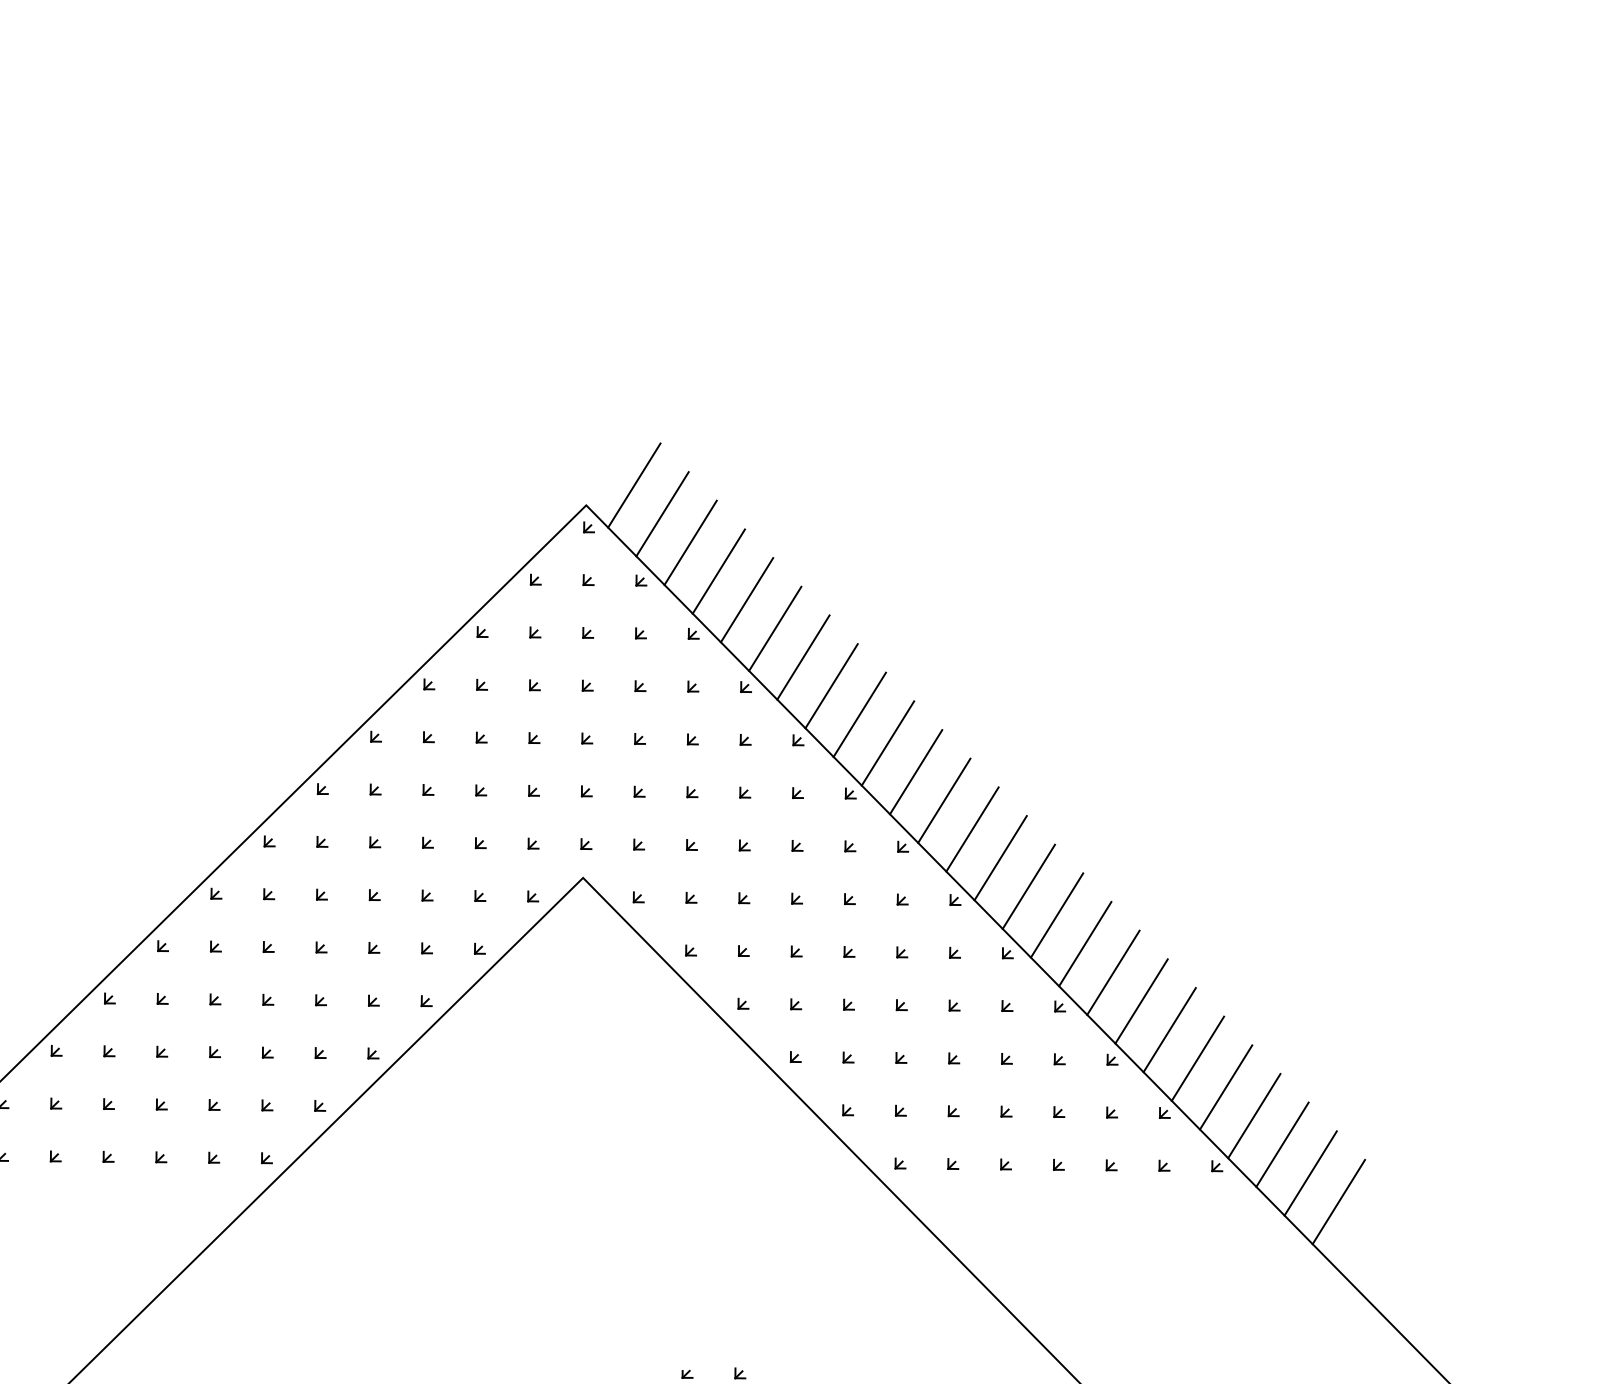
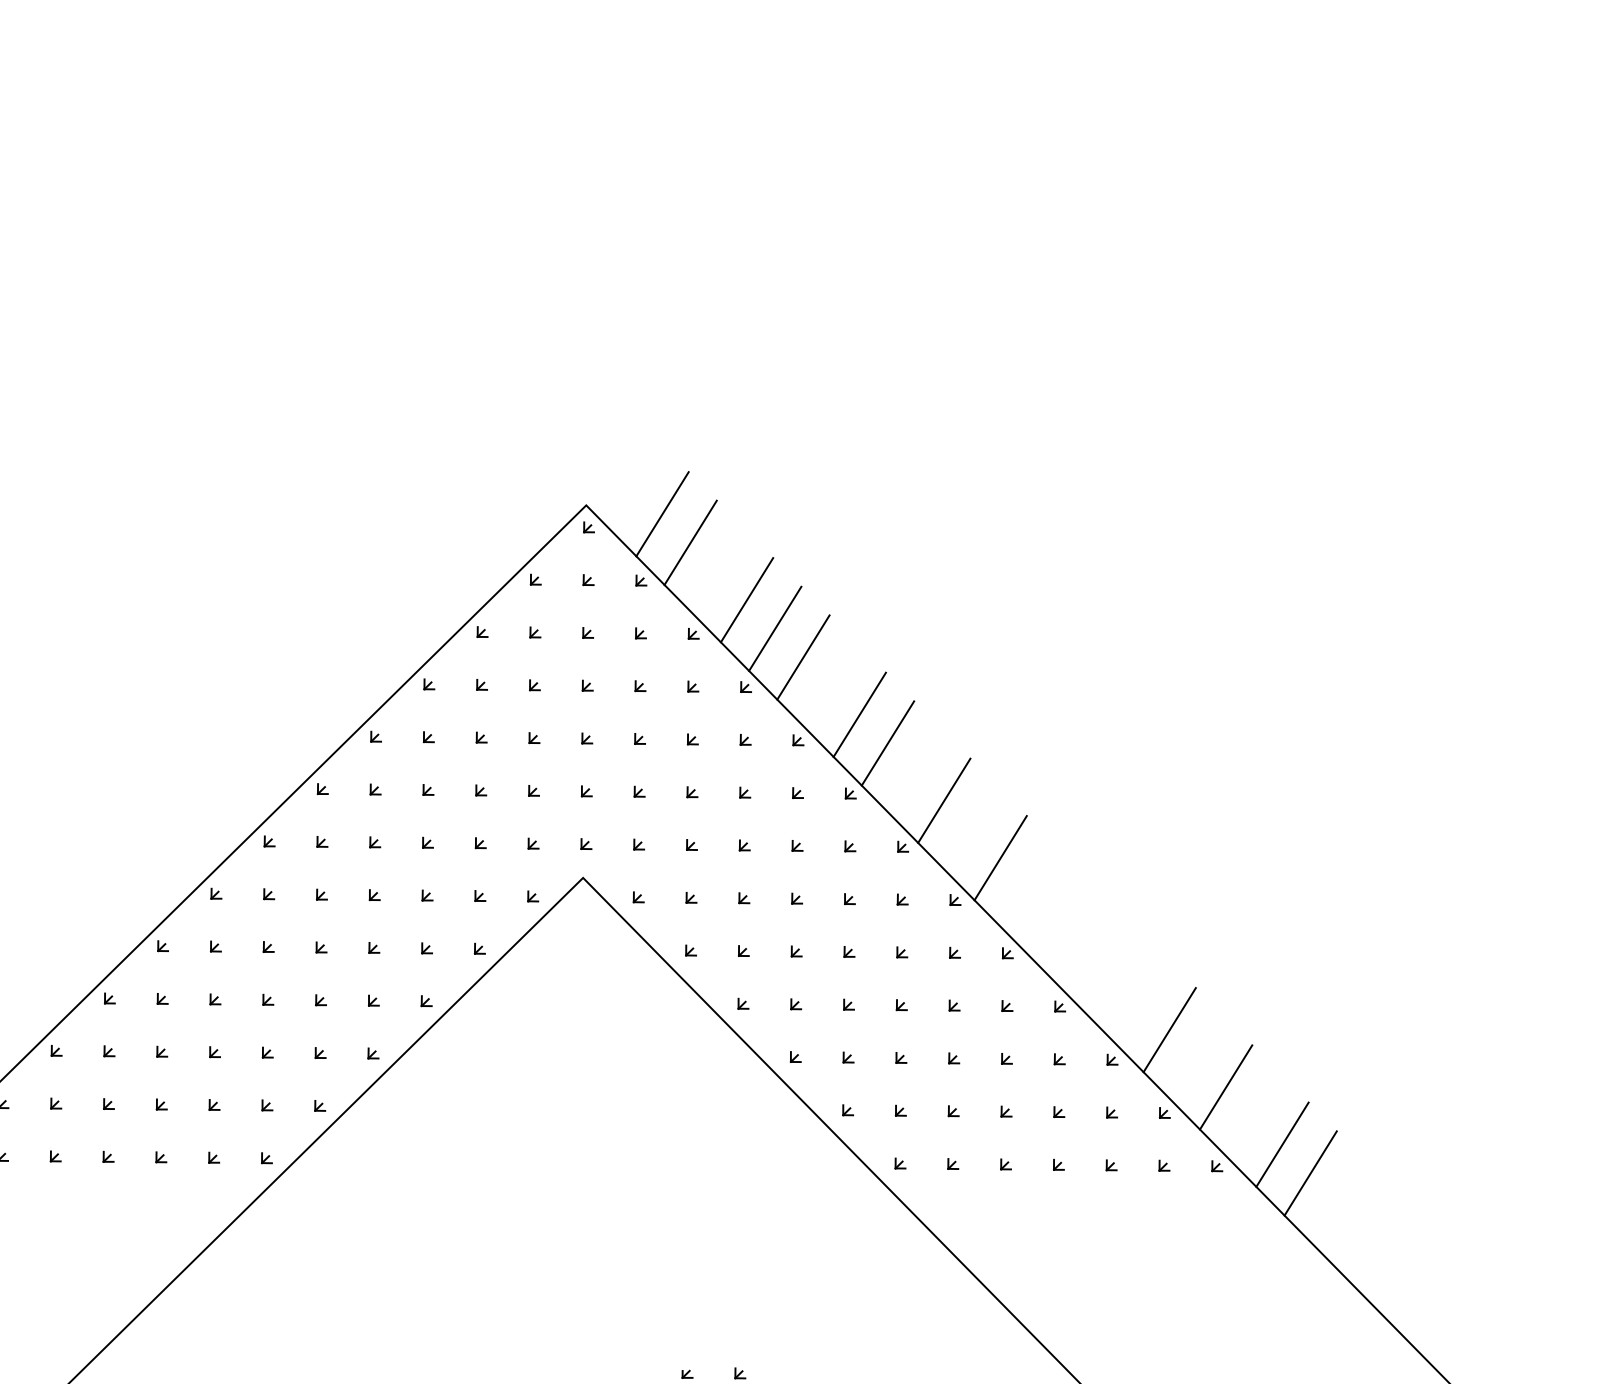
line: present -> none (634, 485)
line: present -> none (718, 571)
line: present -> none (831, 686)
line: present -> none (915, 772)
line: present -> none (972, 829)
line: present -> none (1028, 886)
line: present -> none (1056, 915)
line: present -> none (1085, 943)
line: present -> none (1113, 972)
line: present -> none (1141, 1001)
line: present -> none (1197, 1058)
line: present -> none (1254, 1115)
line: present -> none (1338, 1201)
